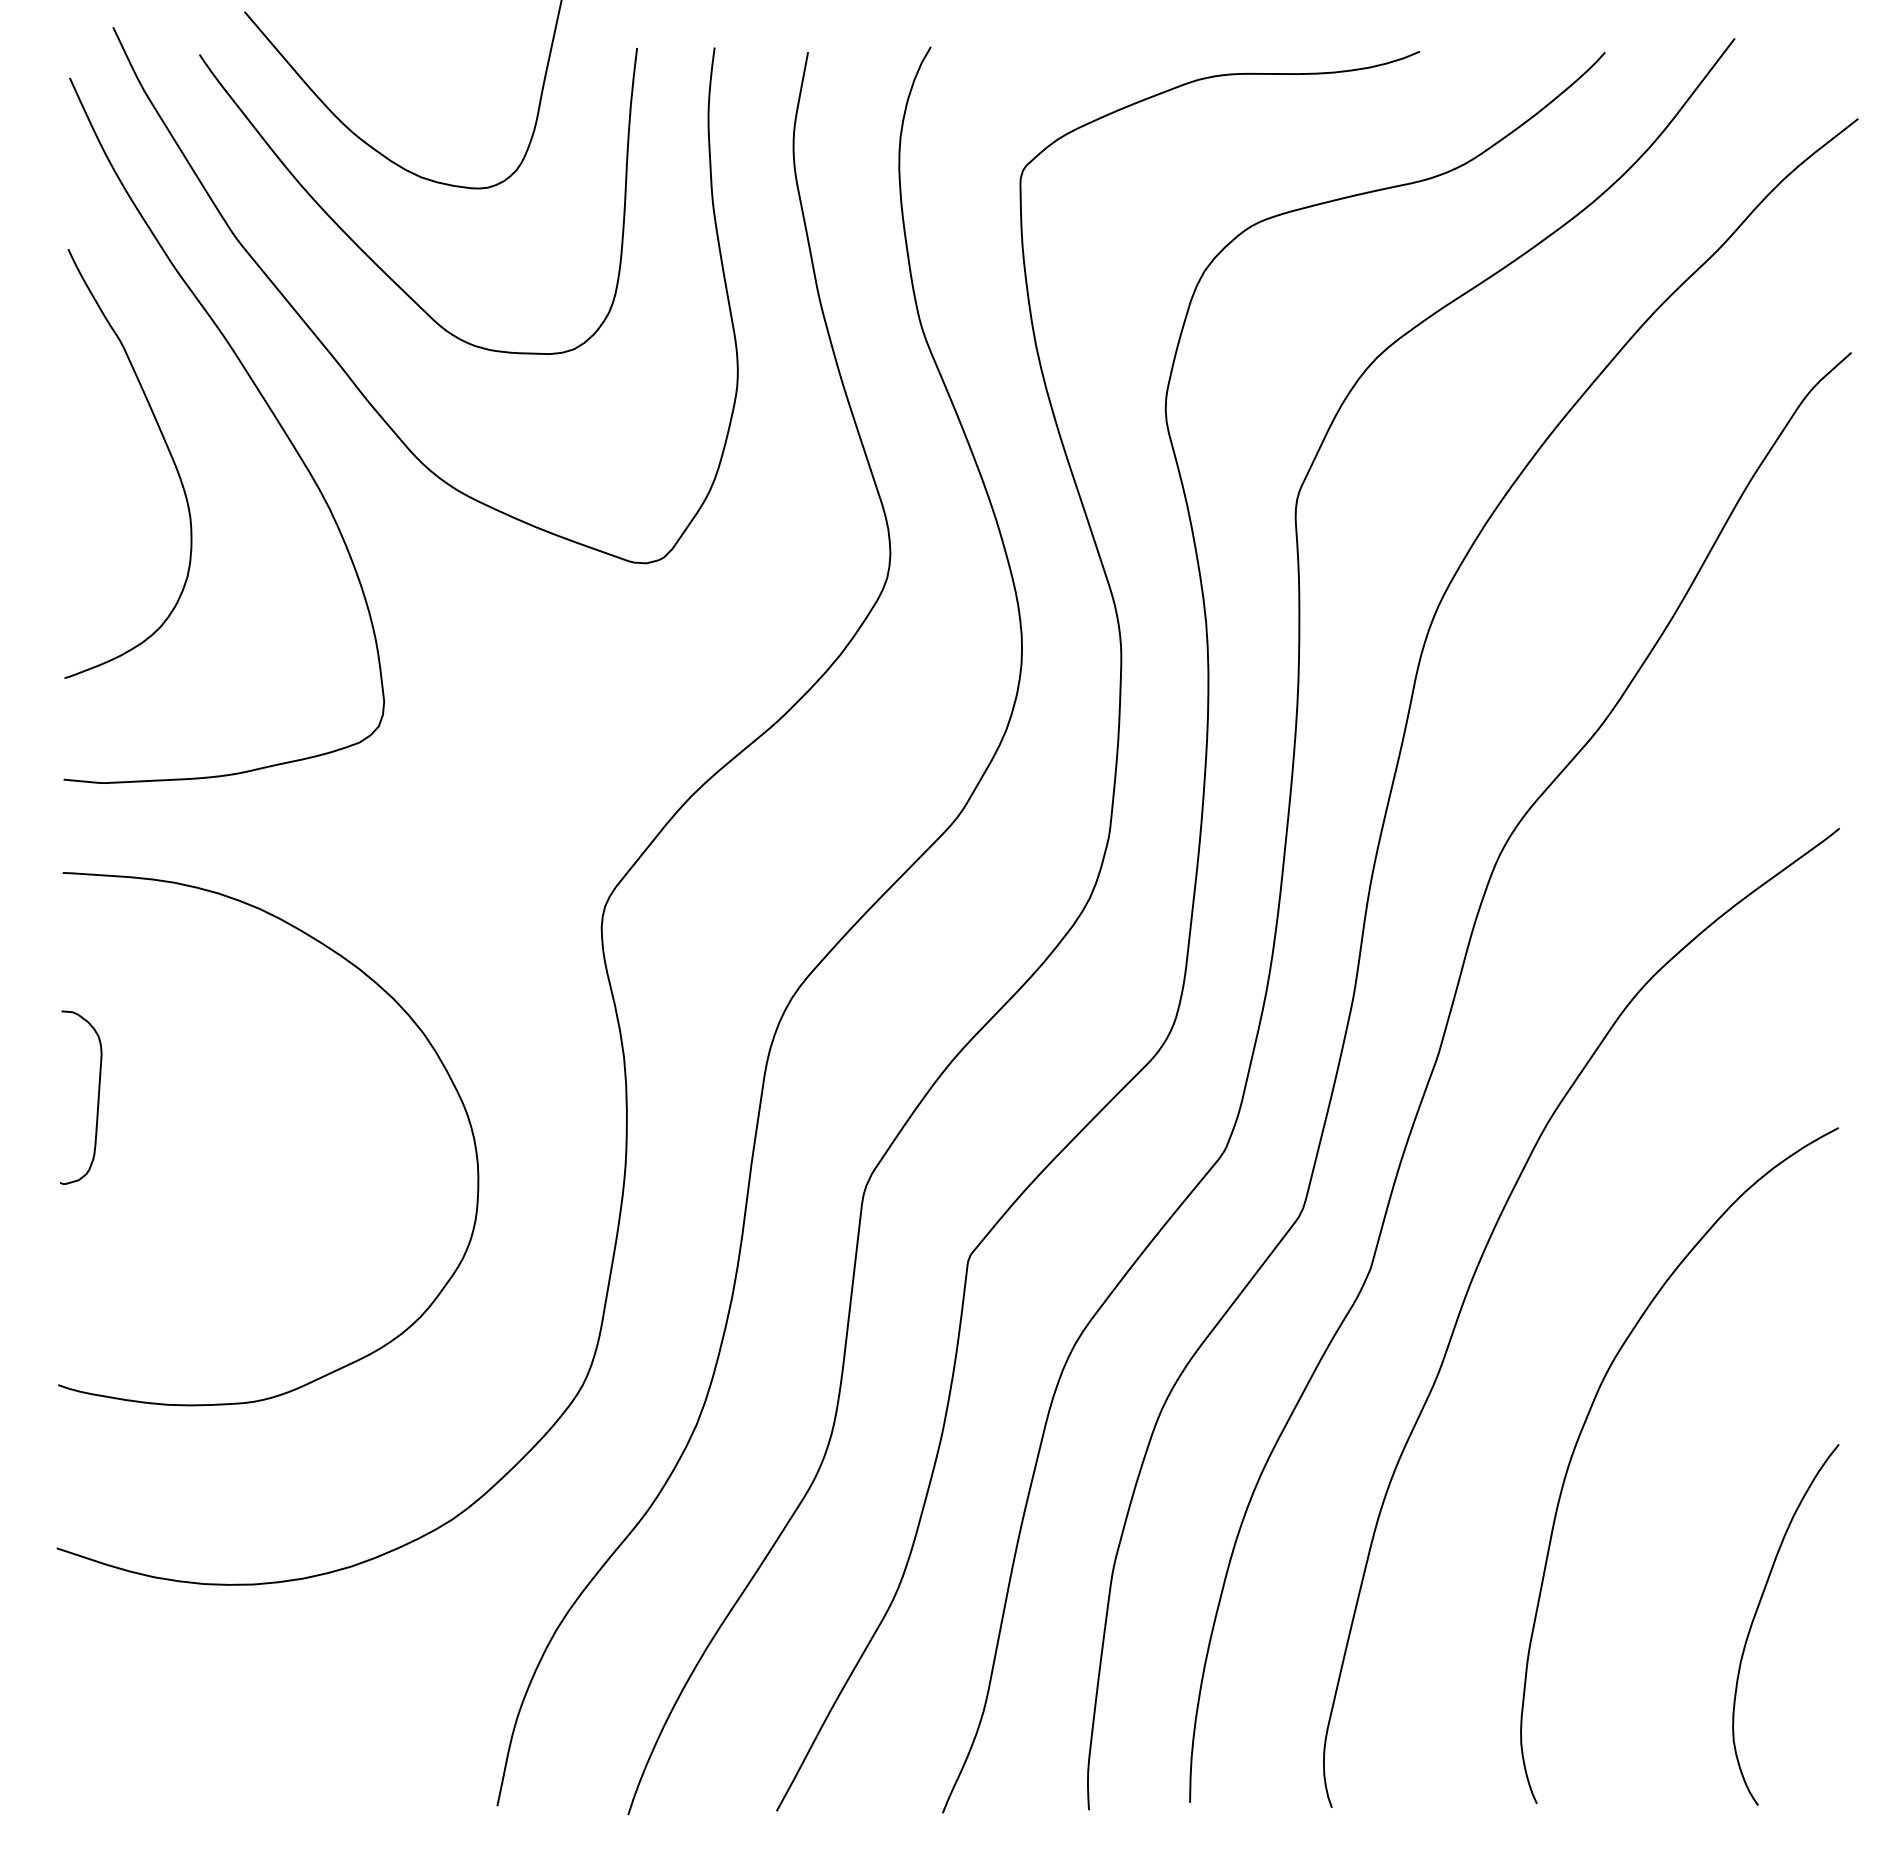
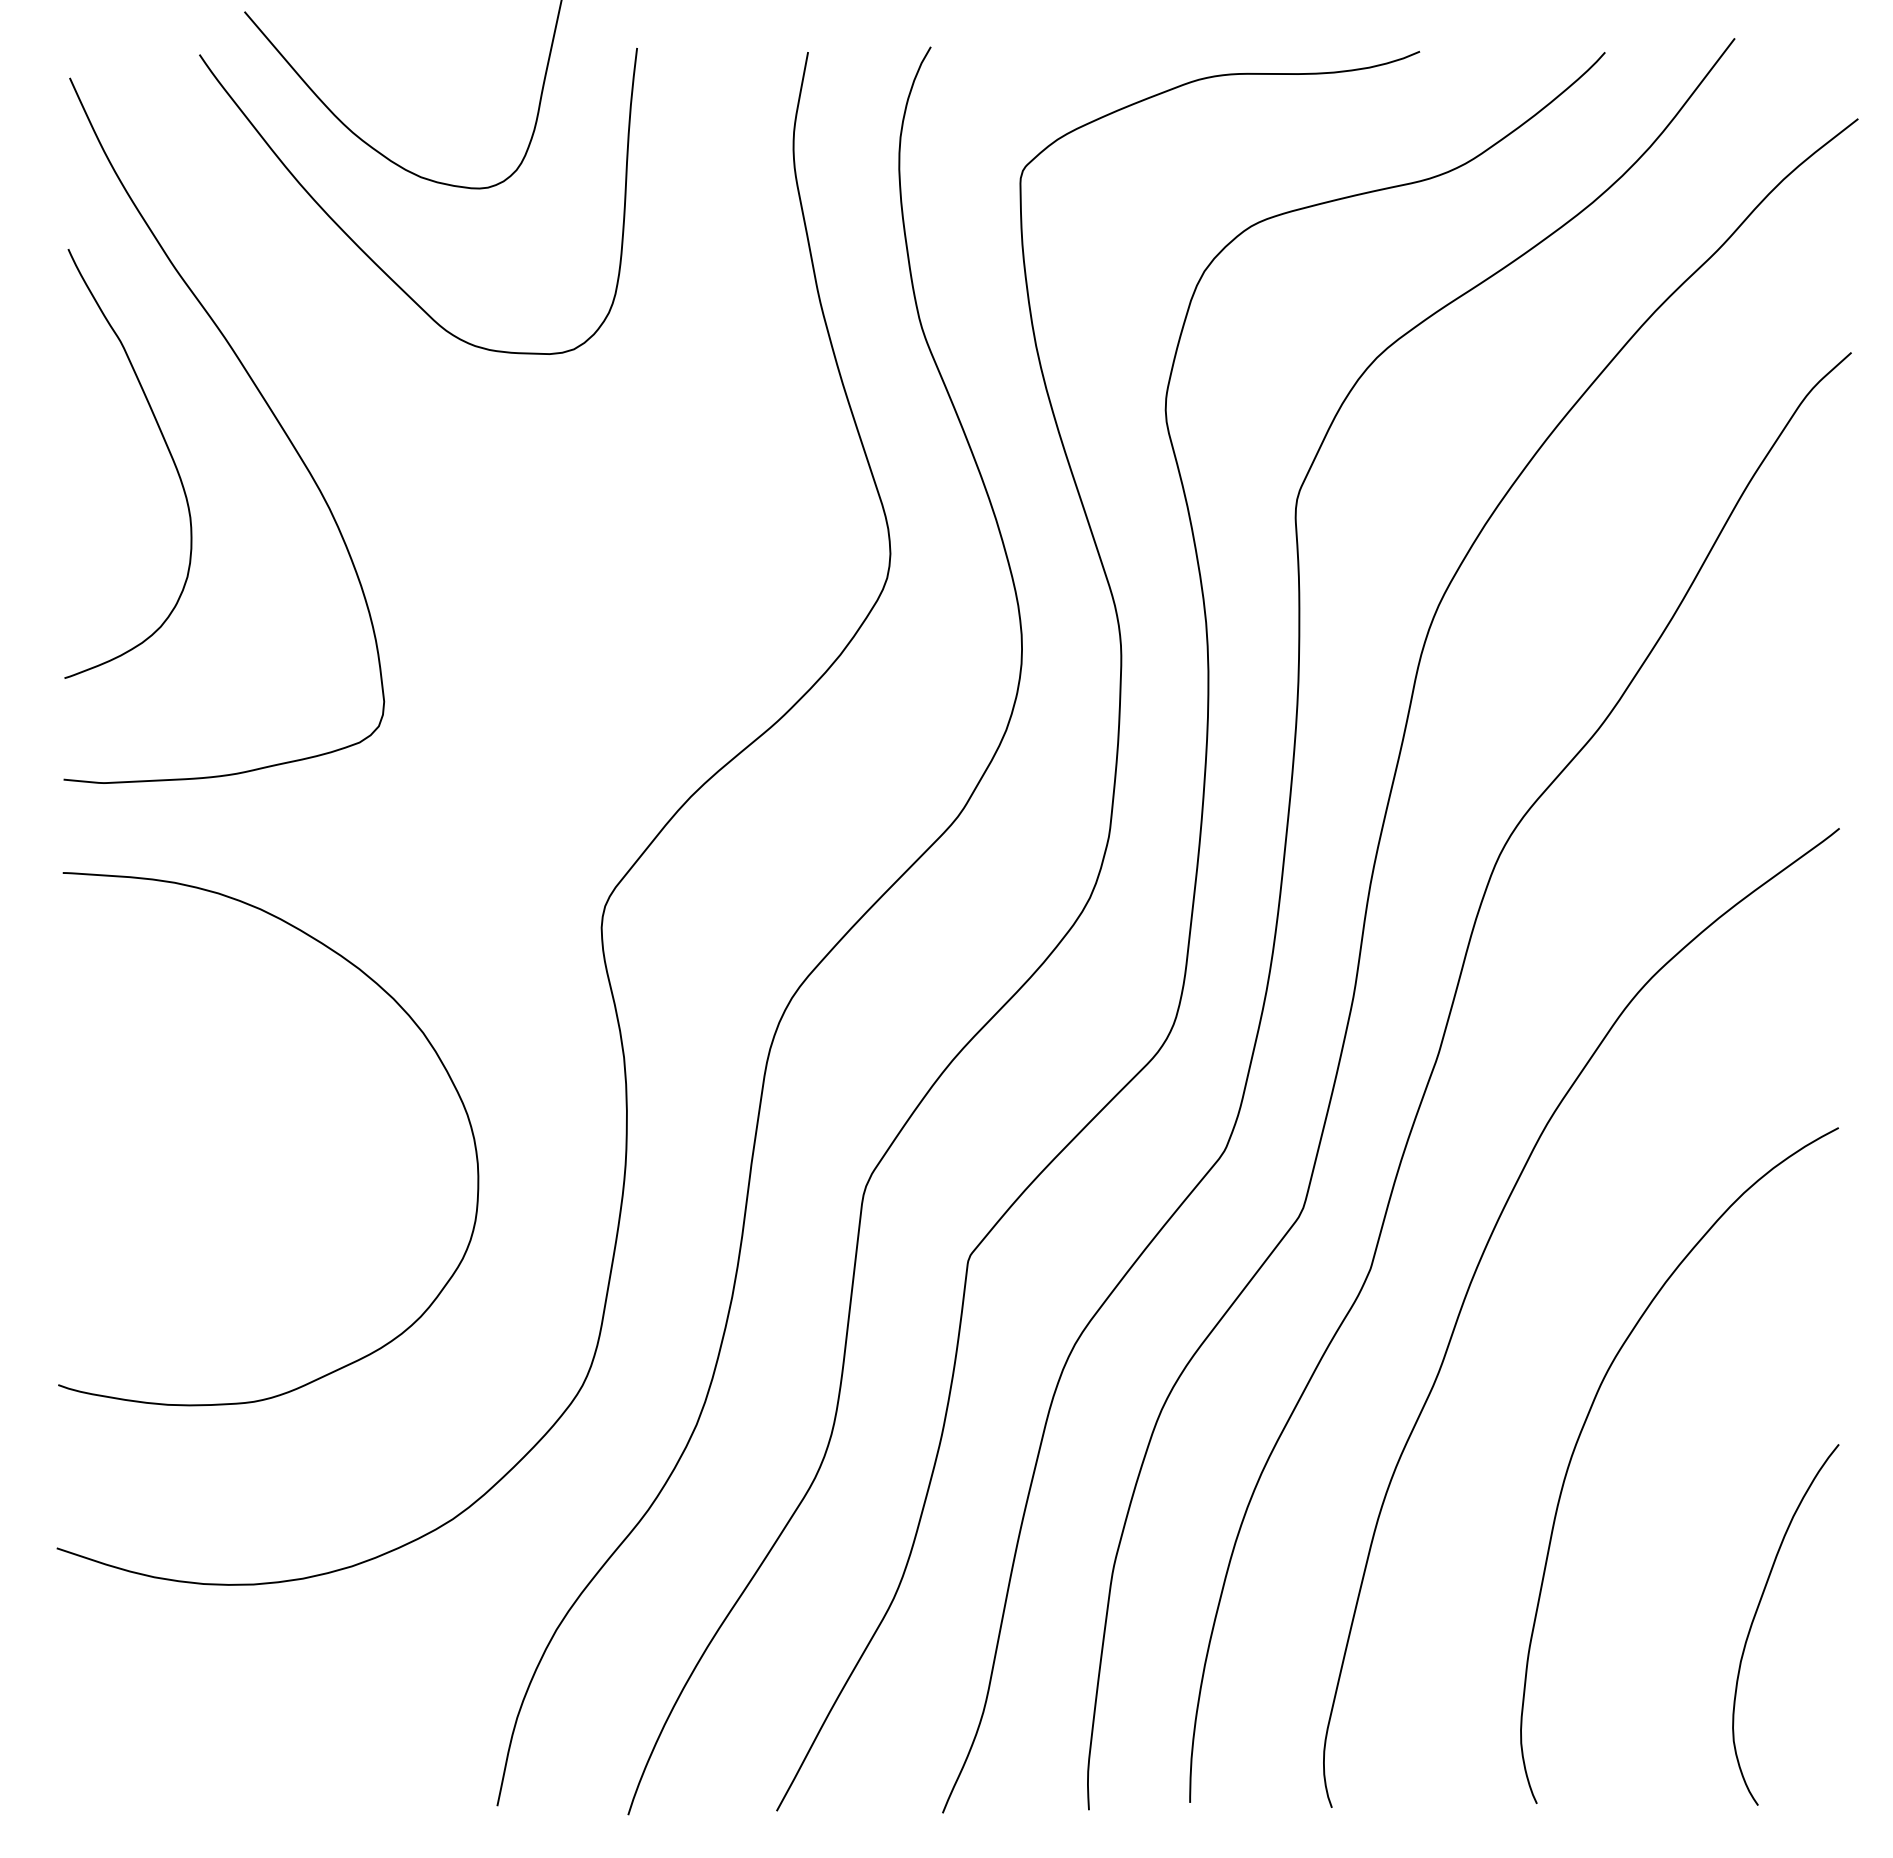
curve: present -> none (341, 365)
curve: present -> none (97, 1097)
